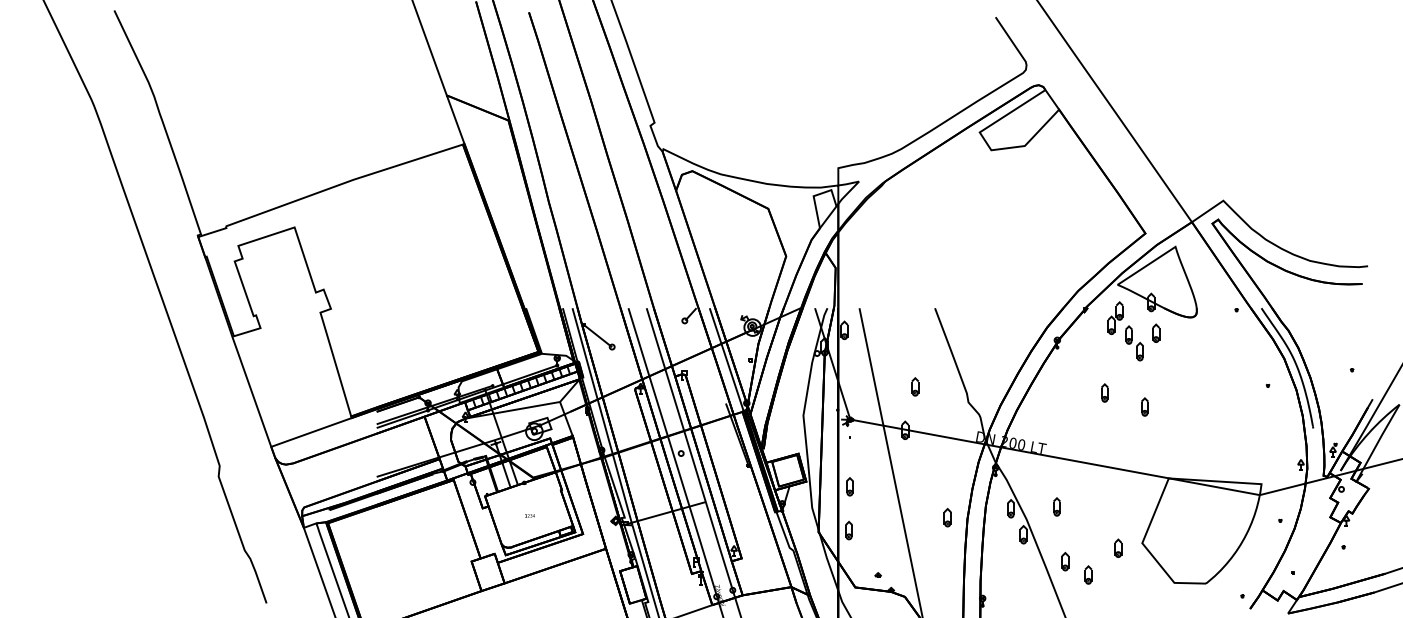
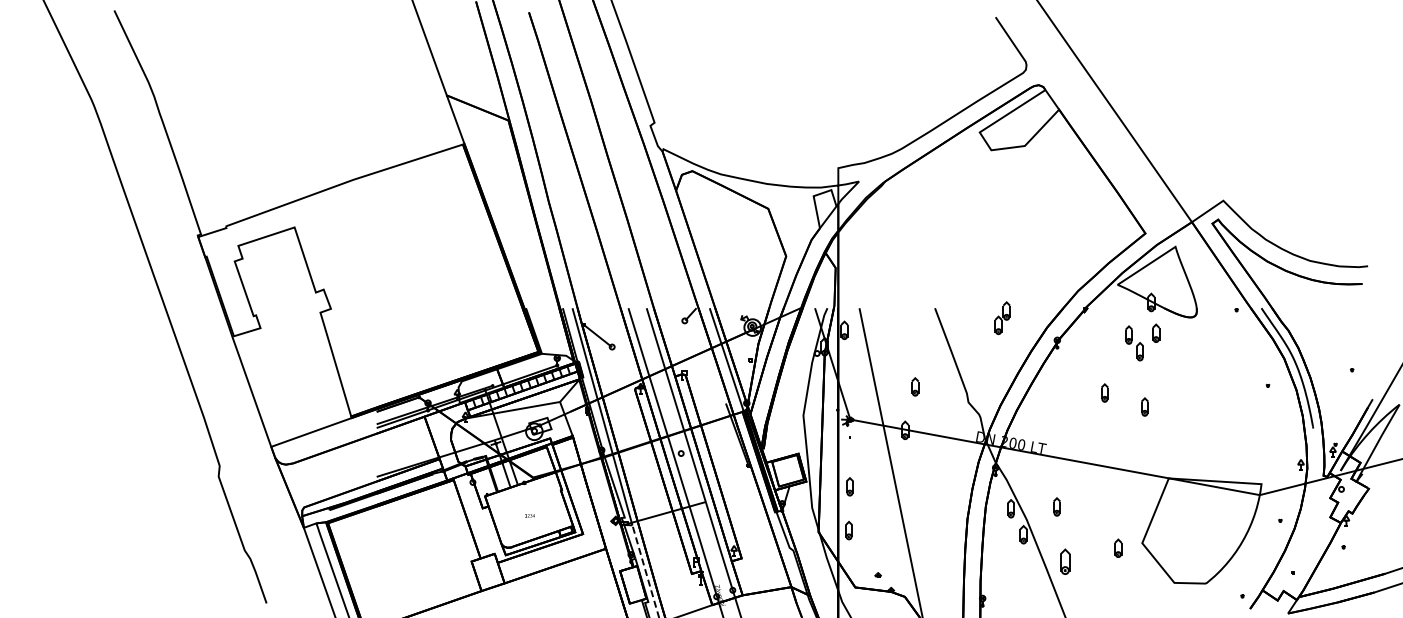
part position: (1115, 317) -> (1002, 317) (1002, 317)
part: present -> none (947, 517)
part size: 9x21 px -> 11x27 px (1065, 561)
line: solid -> dashed (645, 571)
part: present -> none (1088, 574)
